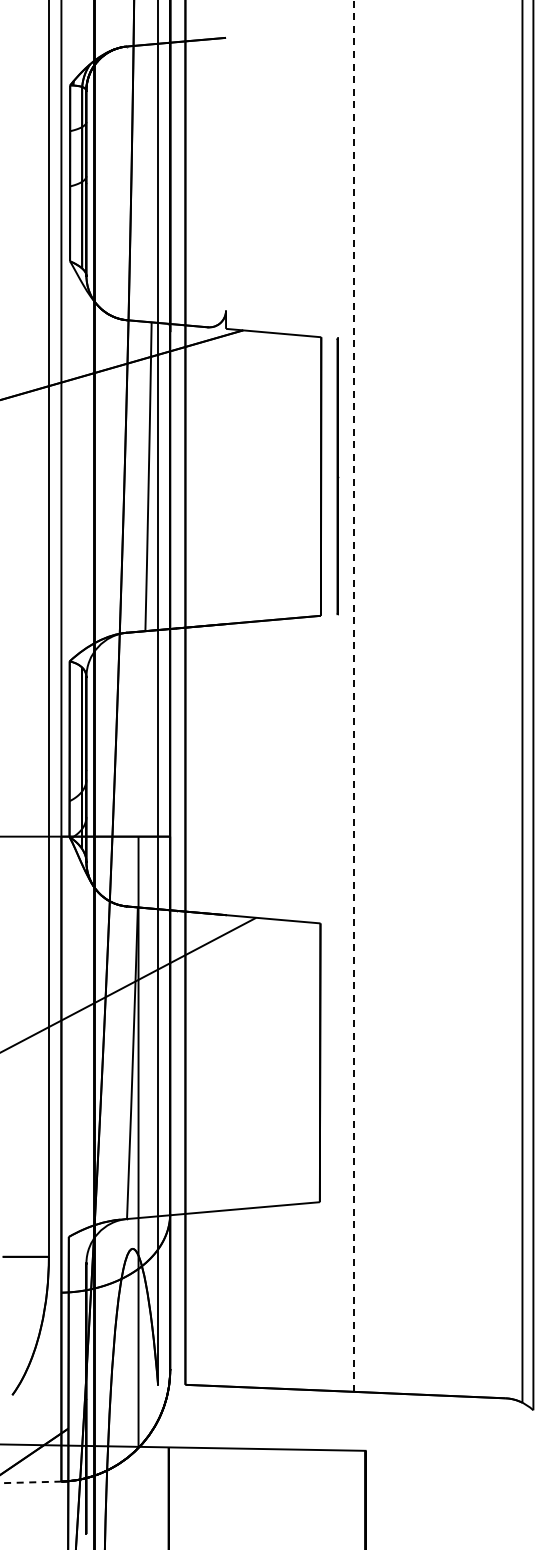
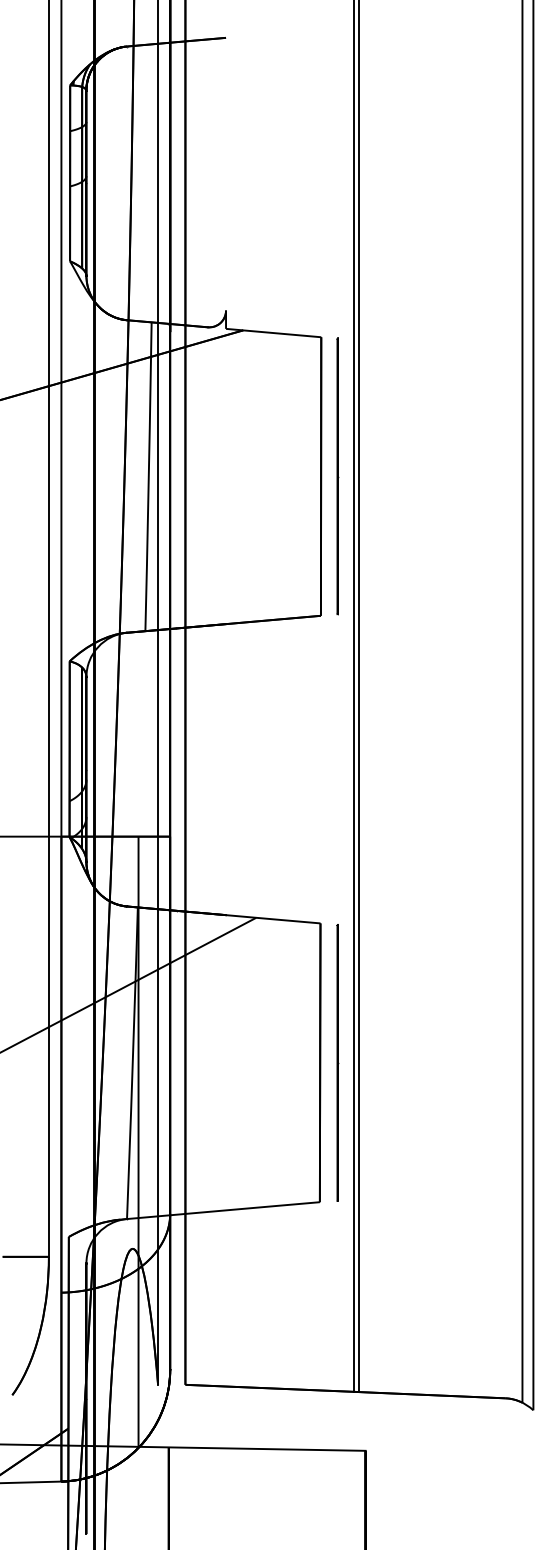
line: dashed -> solid (353, 695)
line: none -> present (359, 697)
line: none -> present (337, 1062)
line: dashed -> solid (30, 1482)
